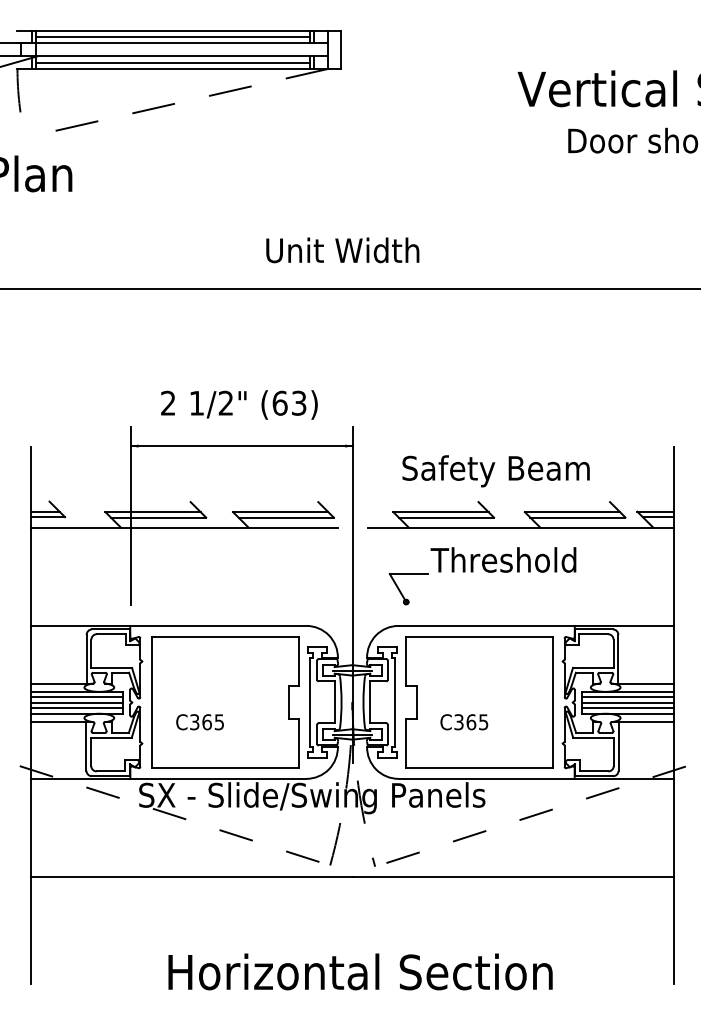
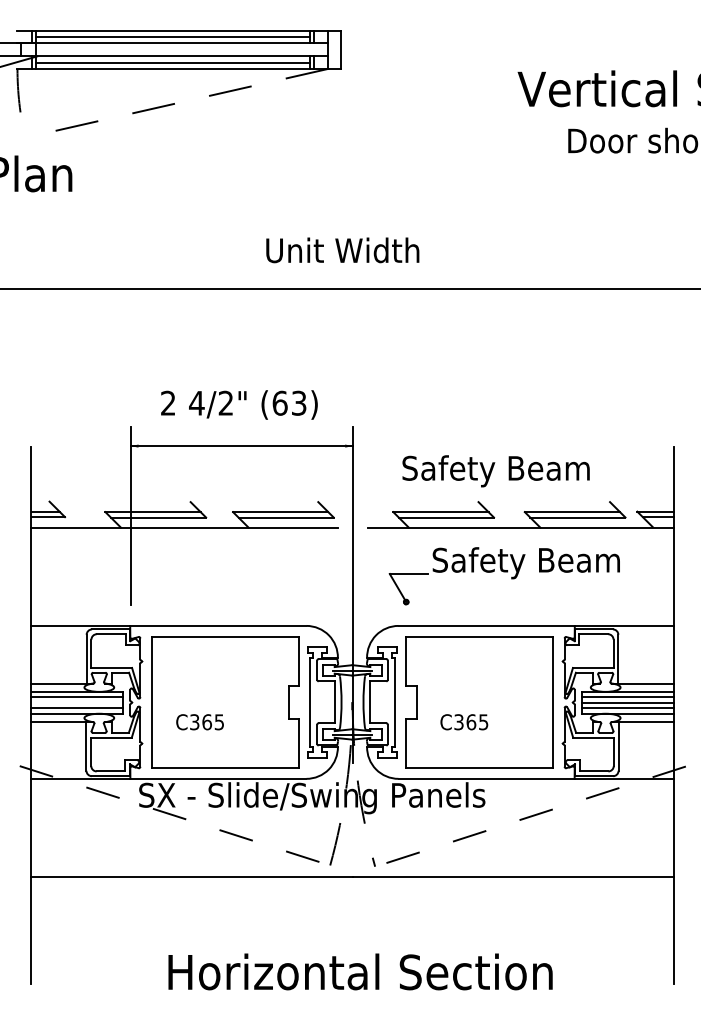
text: 1/2" -> 4/2" (196, 403)
text: Threshold -> Safety Beam (524, 563)
line: present -> none (76, 702)
